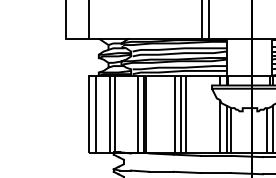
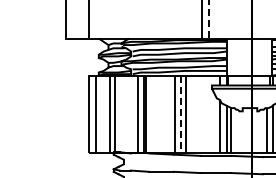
line: solid -> dashed (208, 19)
line: solid -> dashed (181, 114)
